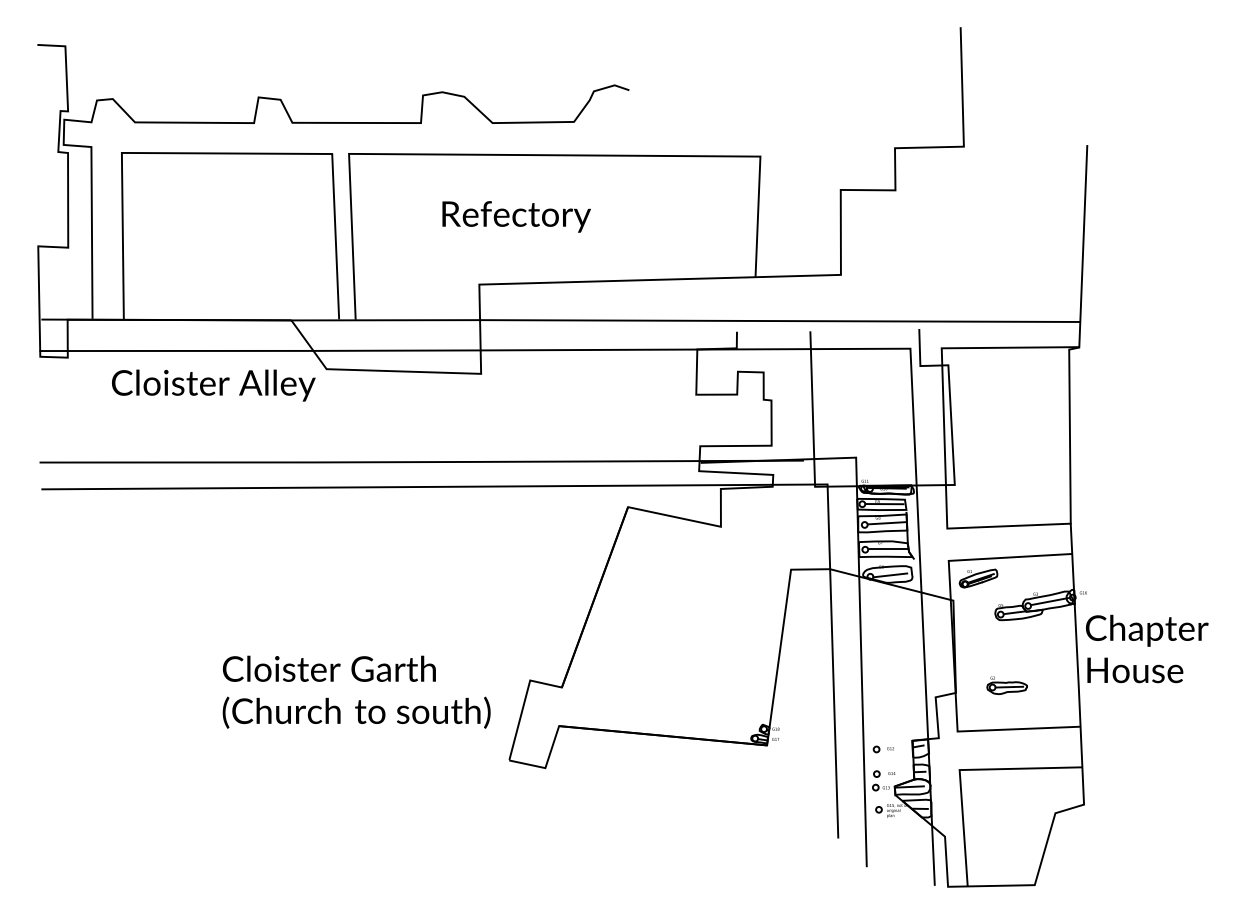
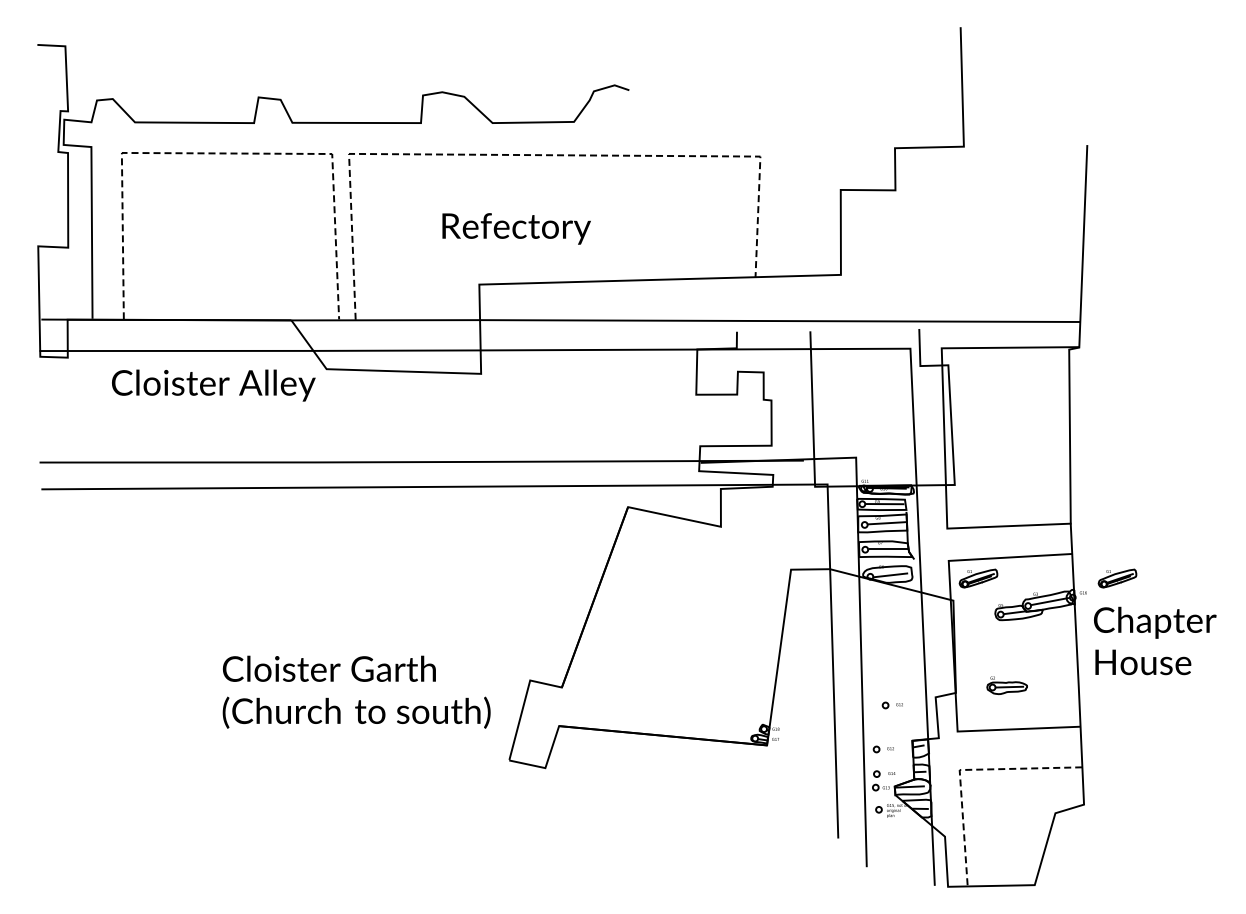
line: solid -> dashed (226, 153)
line: solid -> dashed (532, 155)
text position: (516, 216) -> (516, 228) (516, 228)
part: none -> present (1117, 578)
text position: (1147, 648) -> (1155, 640) (1155, 640)
part: none -> present (891, 705)
line: solid -> dashed (961, 770)
